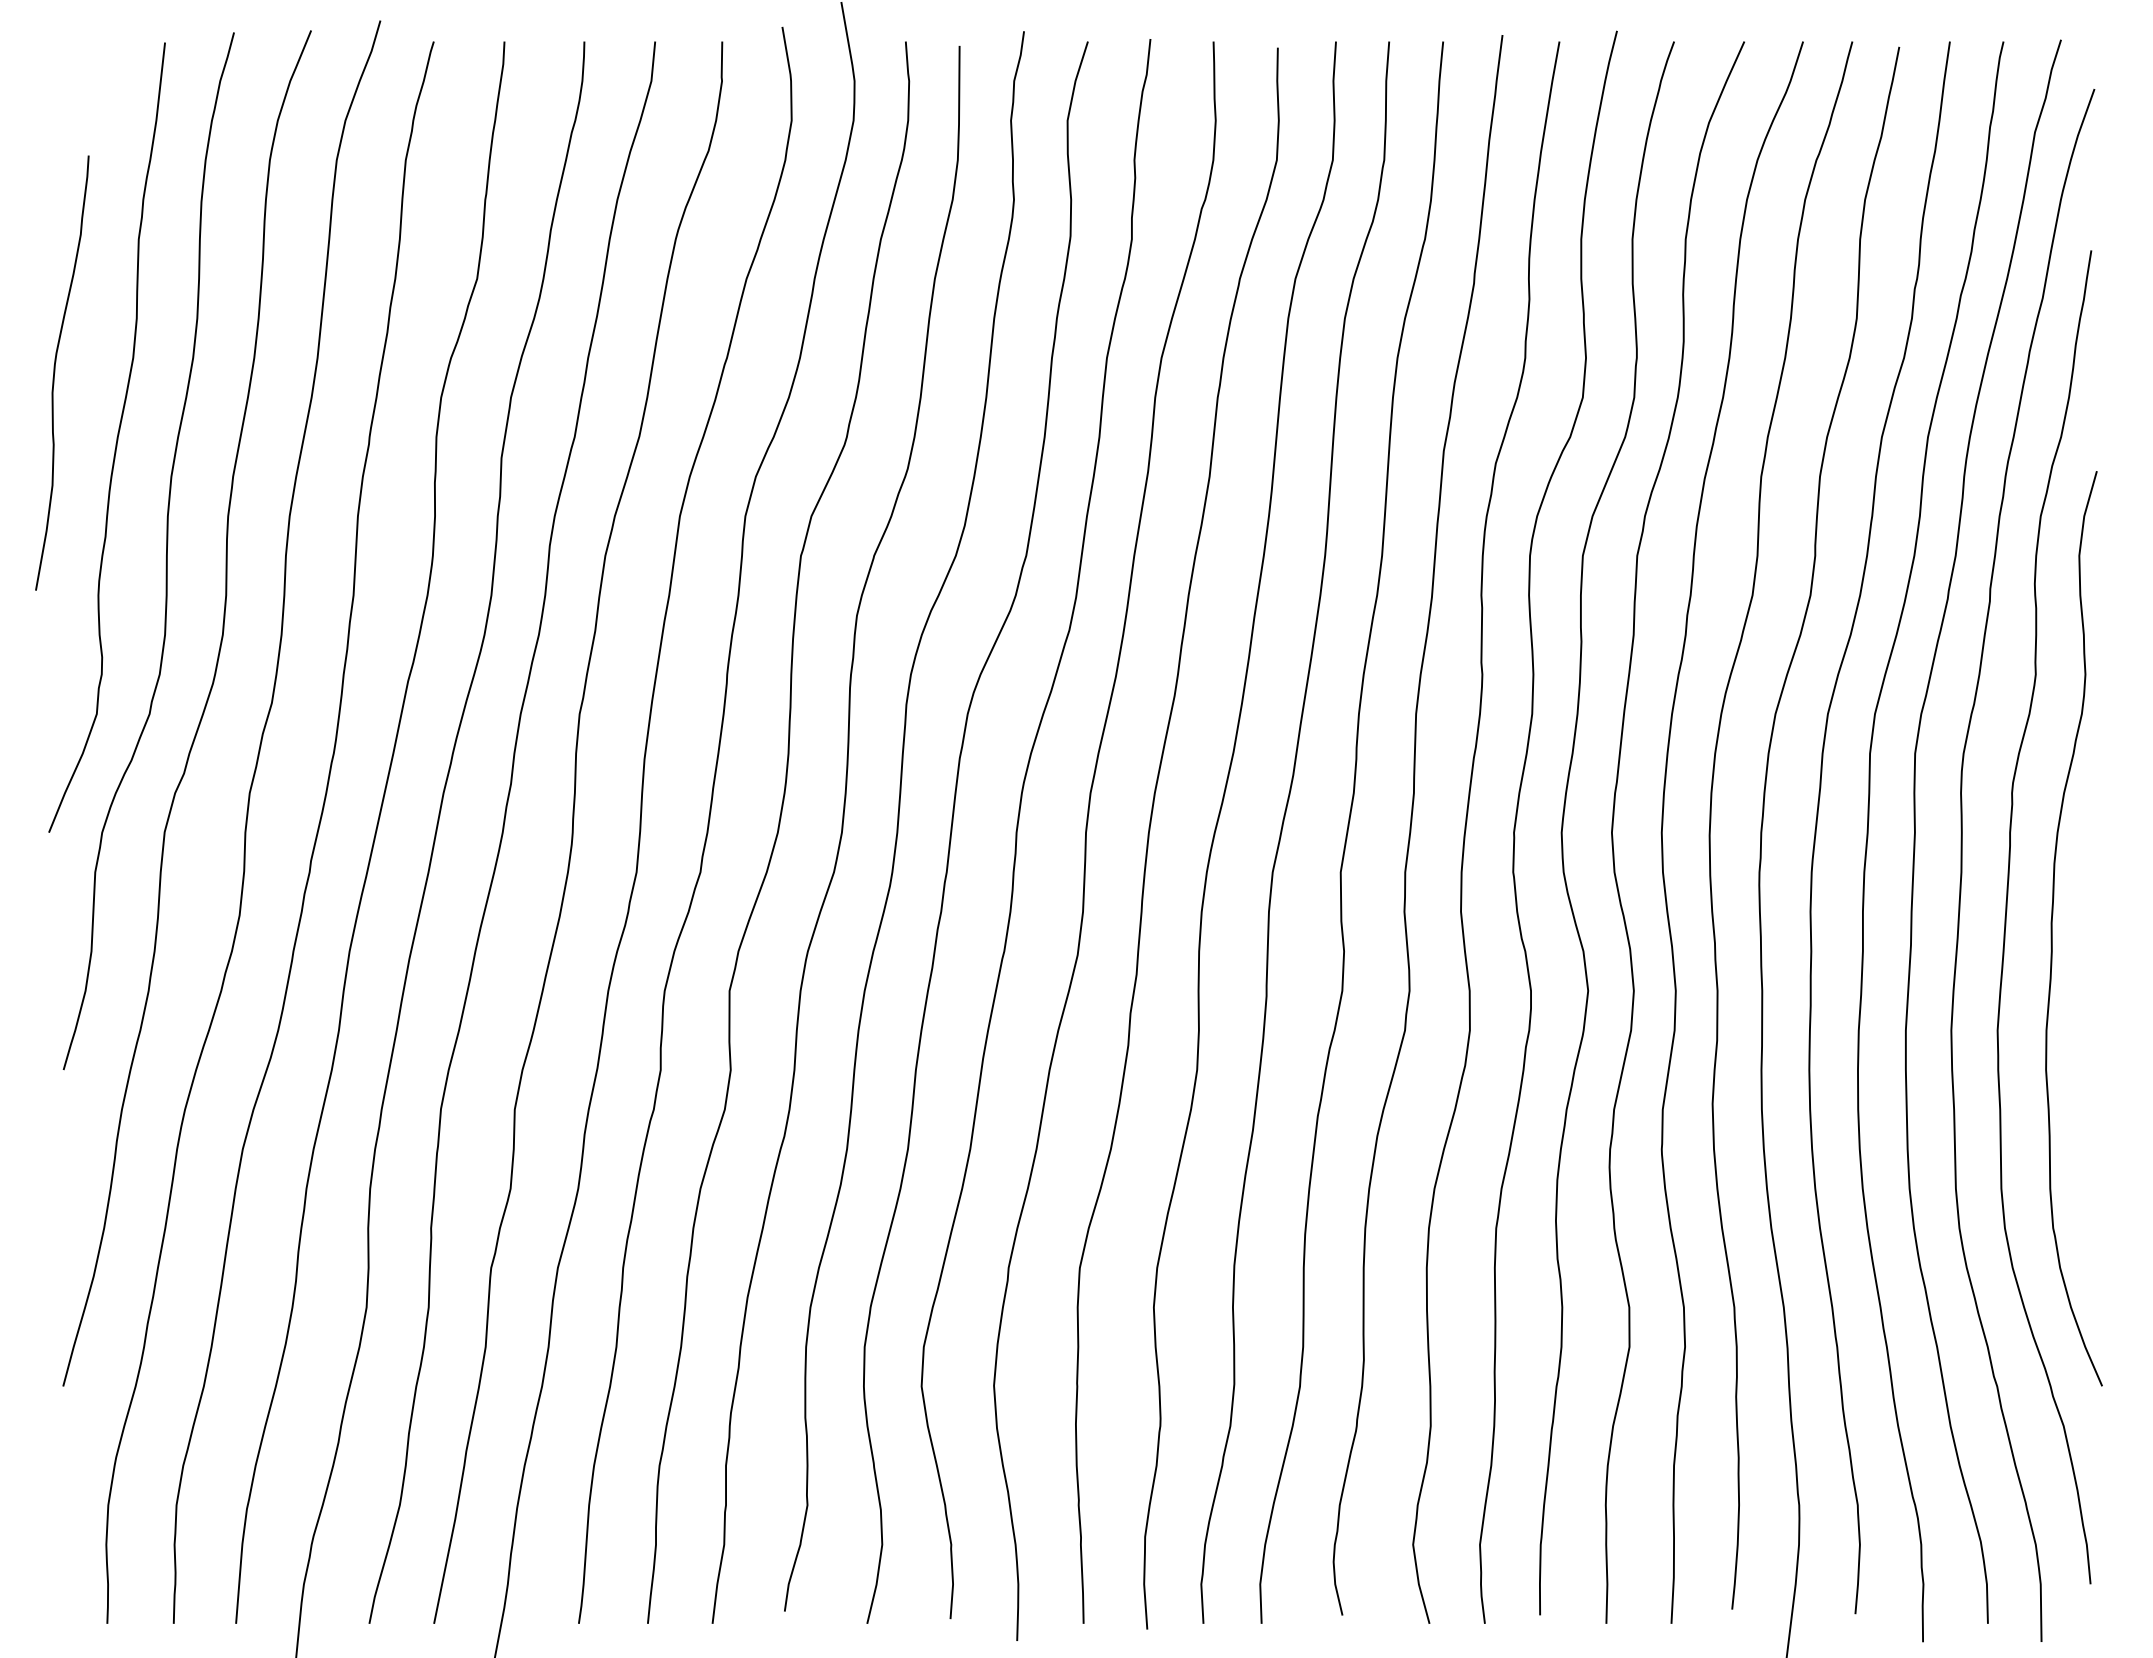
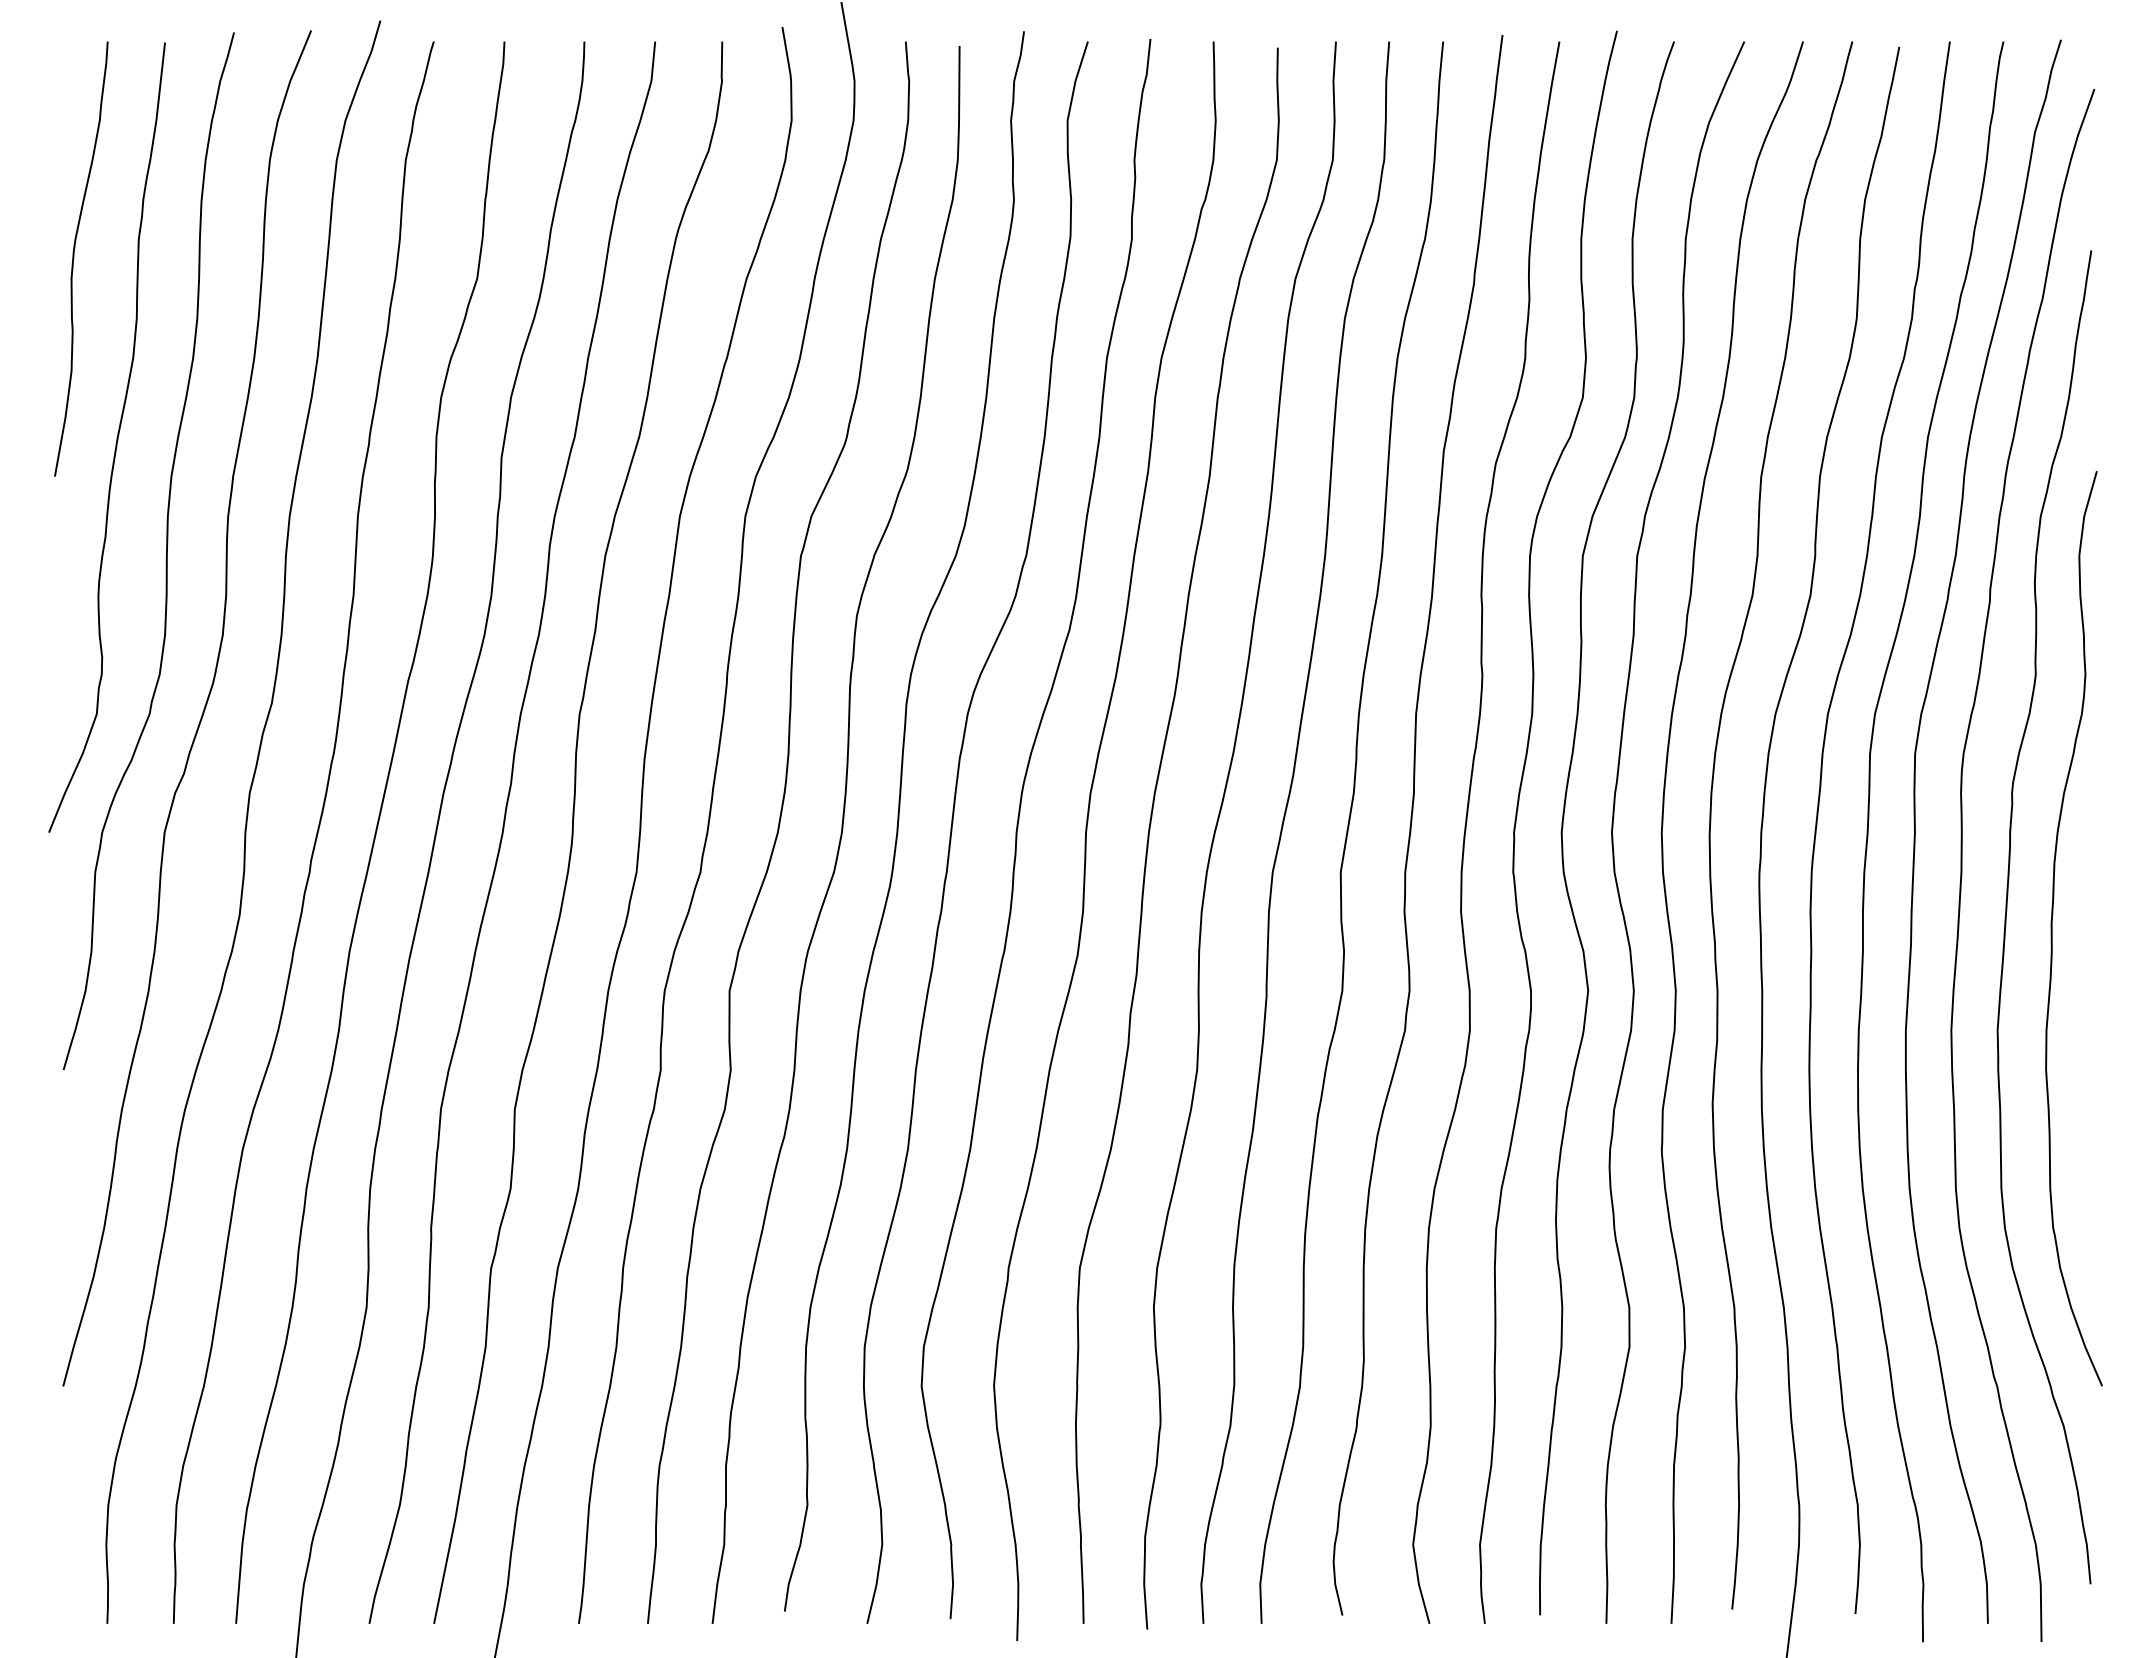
curve position: (55, 372) -> (74, 258) (74, 258)
